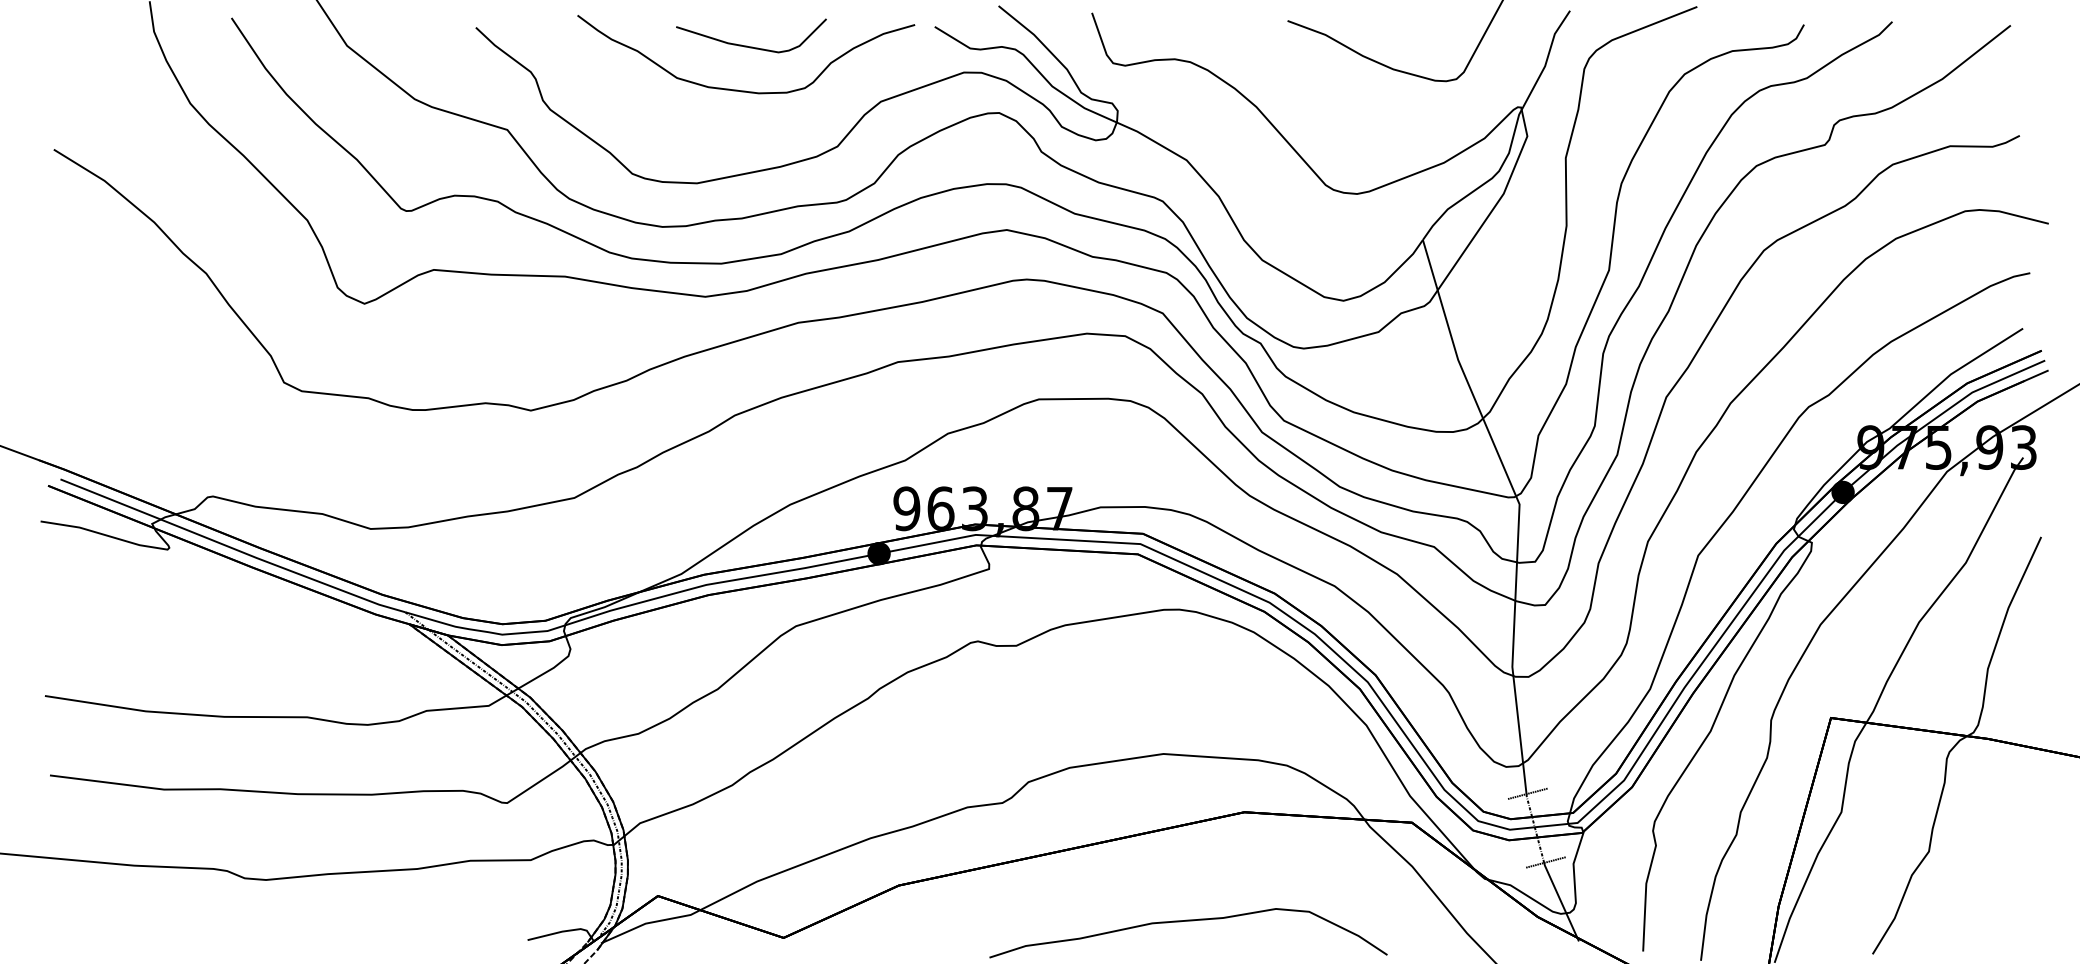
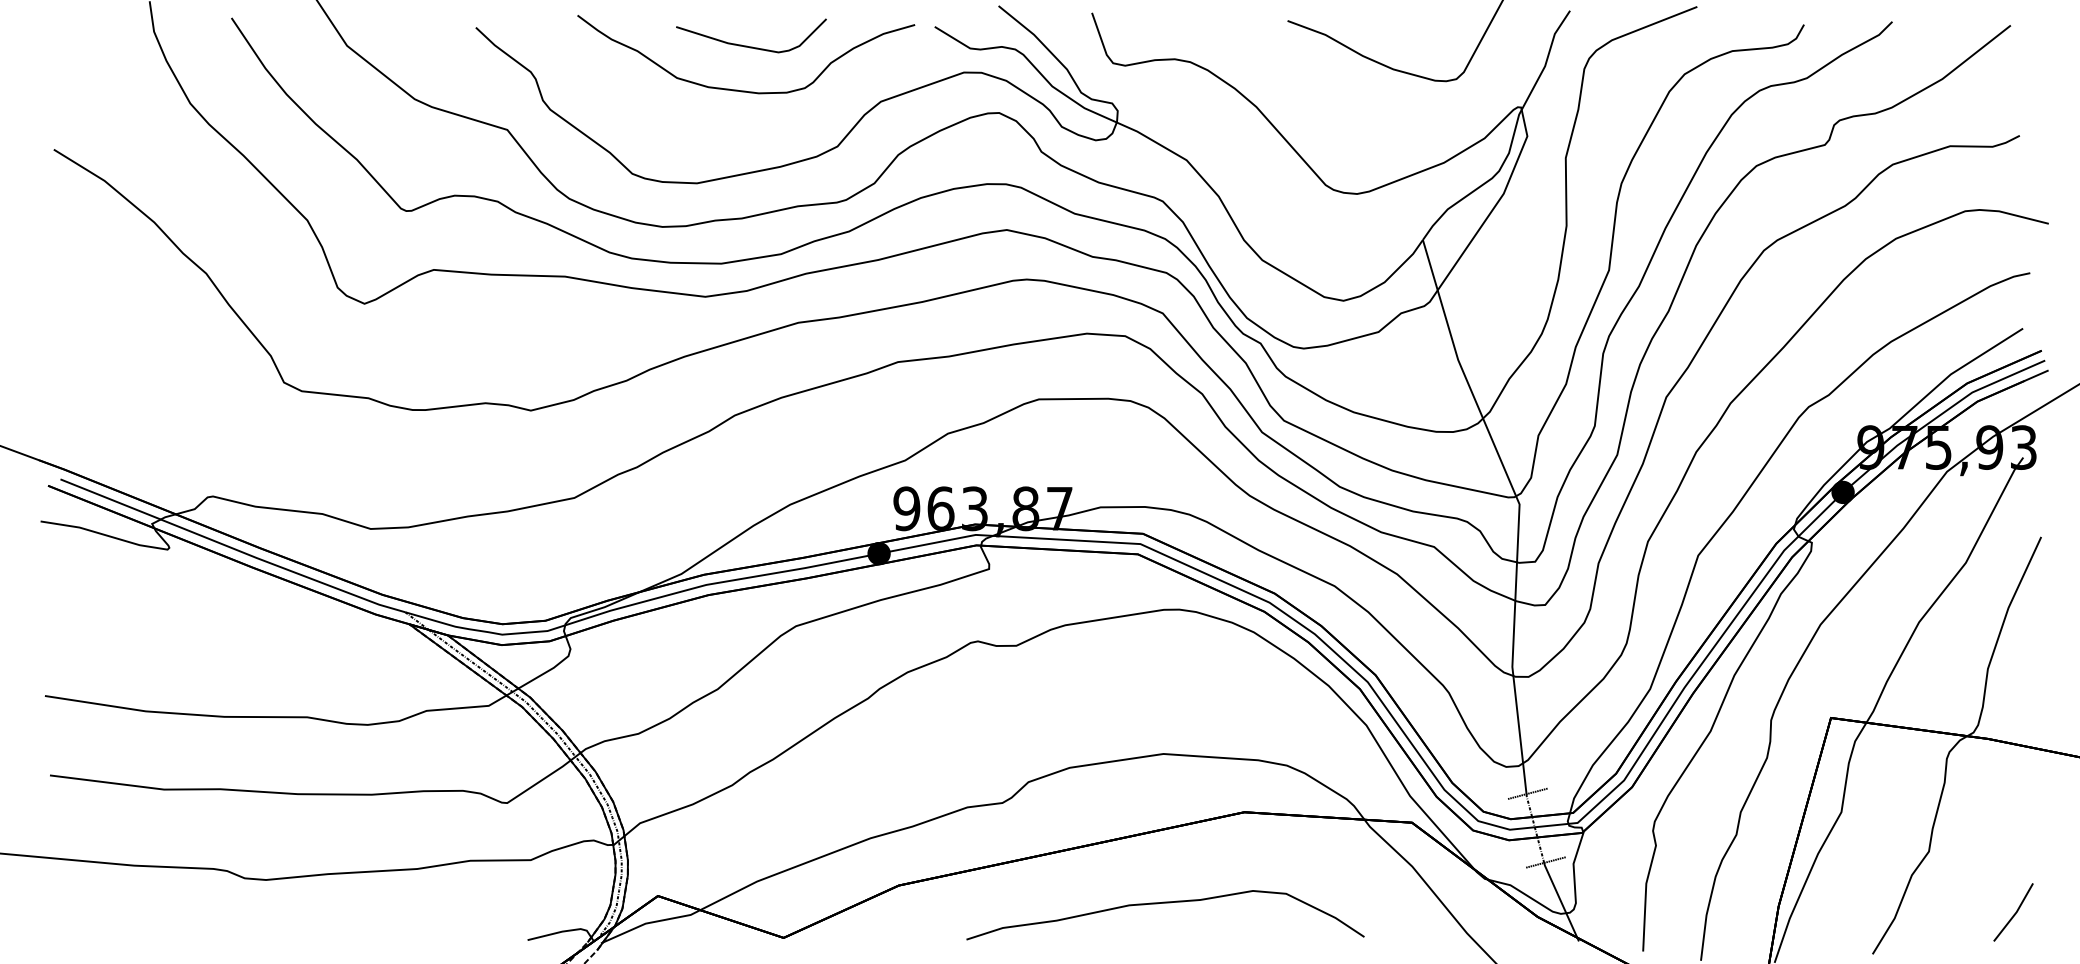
line: none -> present (2014, 913)
curve position: (1188, 921) -> (1165, 903) (1165, 903)
